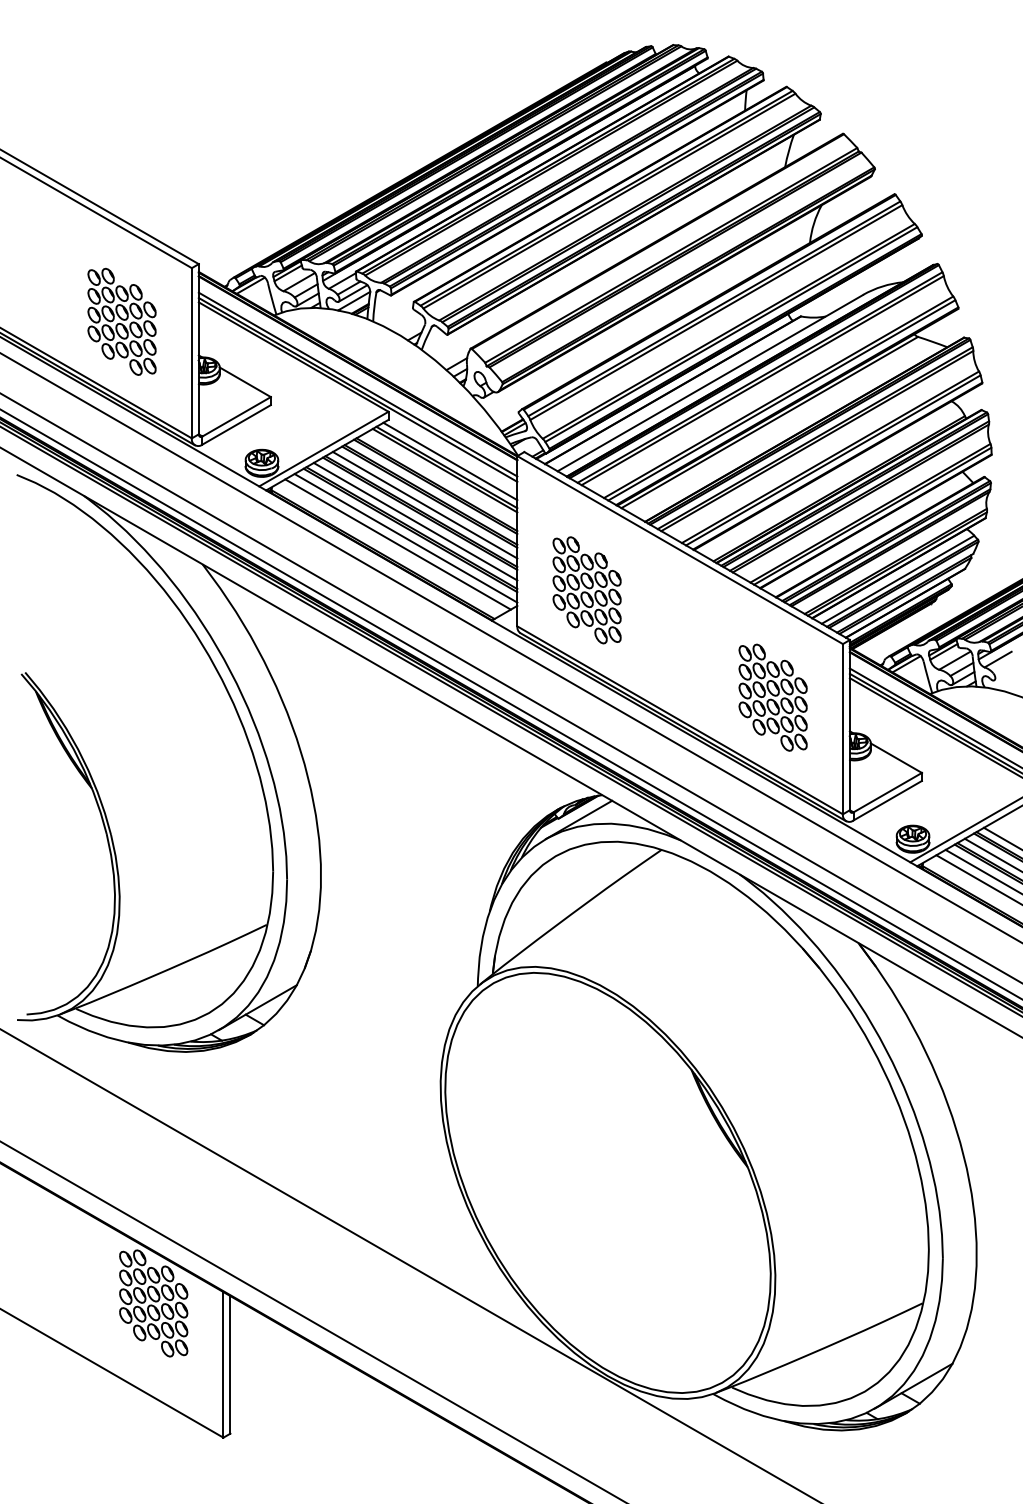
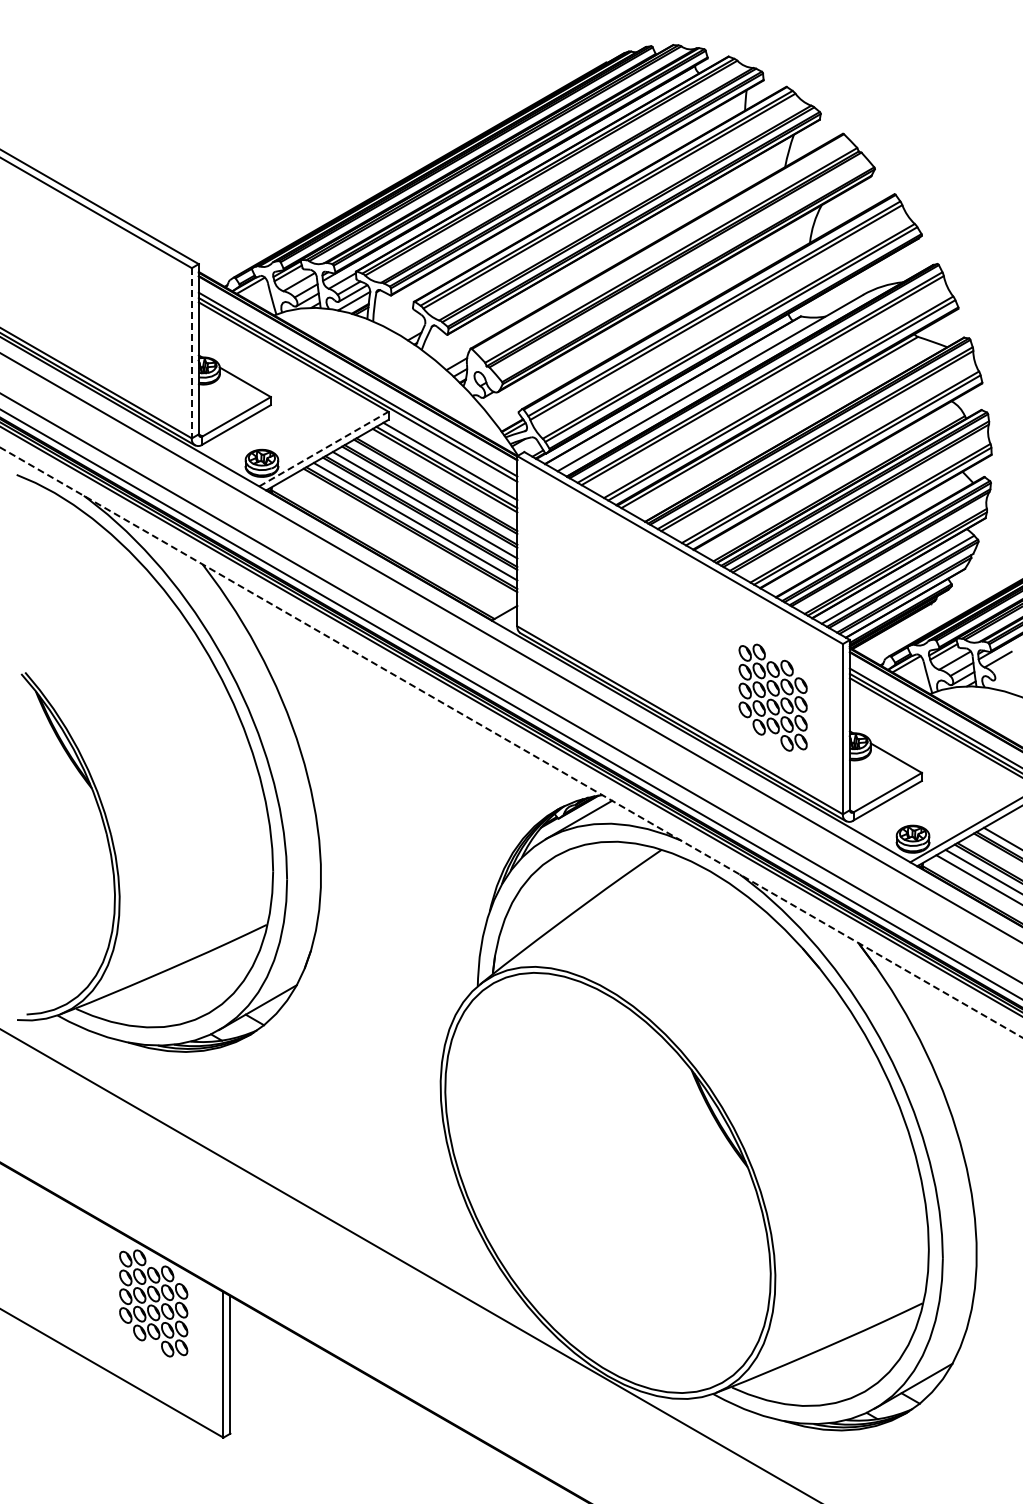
part: present -> none (121, 321)
line: solid -> dashed (191, 353)
line: solid -> dashed (323, 449)
line: present -> none (405, 538)
line: present -> none (397, 544)
part: present -> none (586, 590)
line: solid -> dashed (511, 742)
line: present -> none (991, 854)
line: present -> none (312, 1321)
